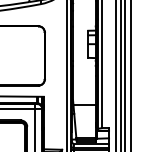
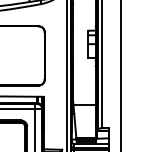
line: present -> none (116, 75)
line: present -> none (125, 75)
line: present -> none (131, 75)
